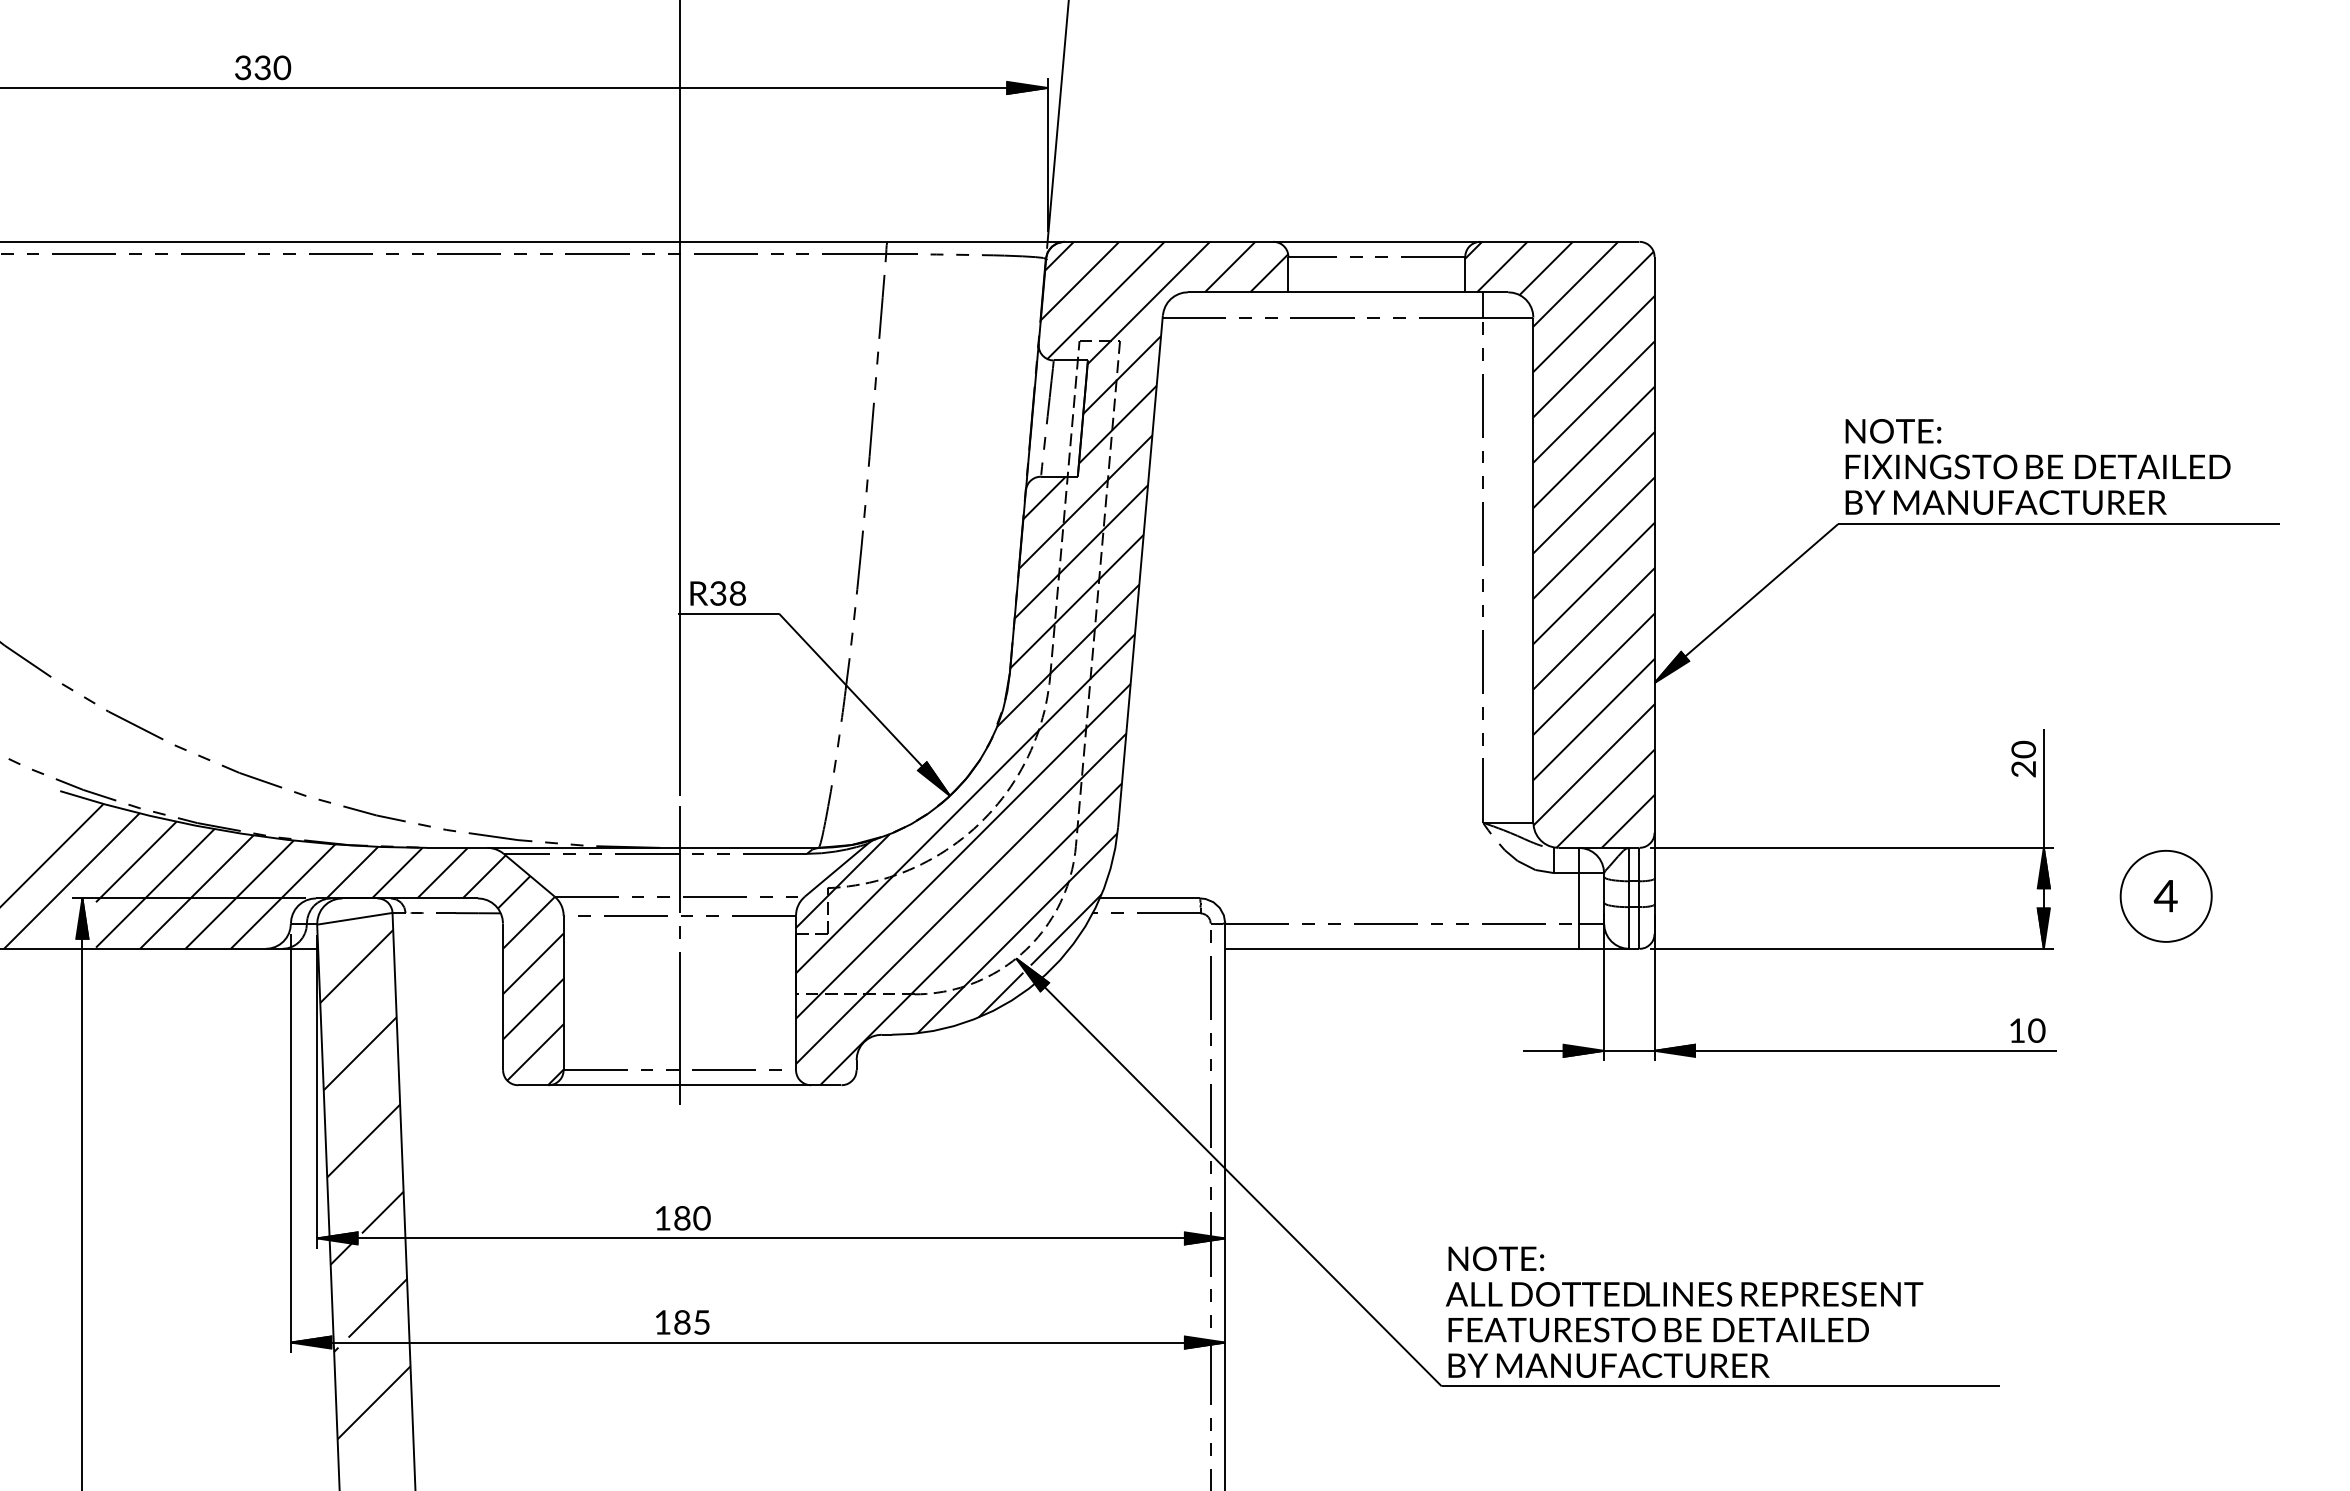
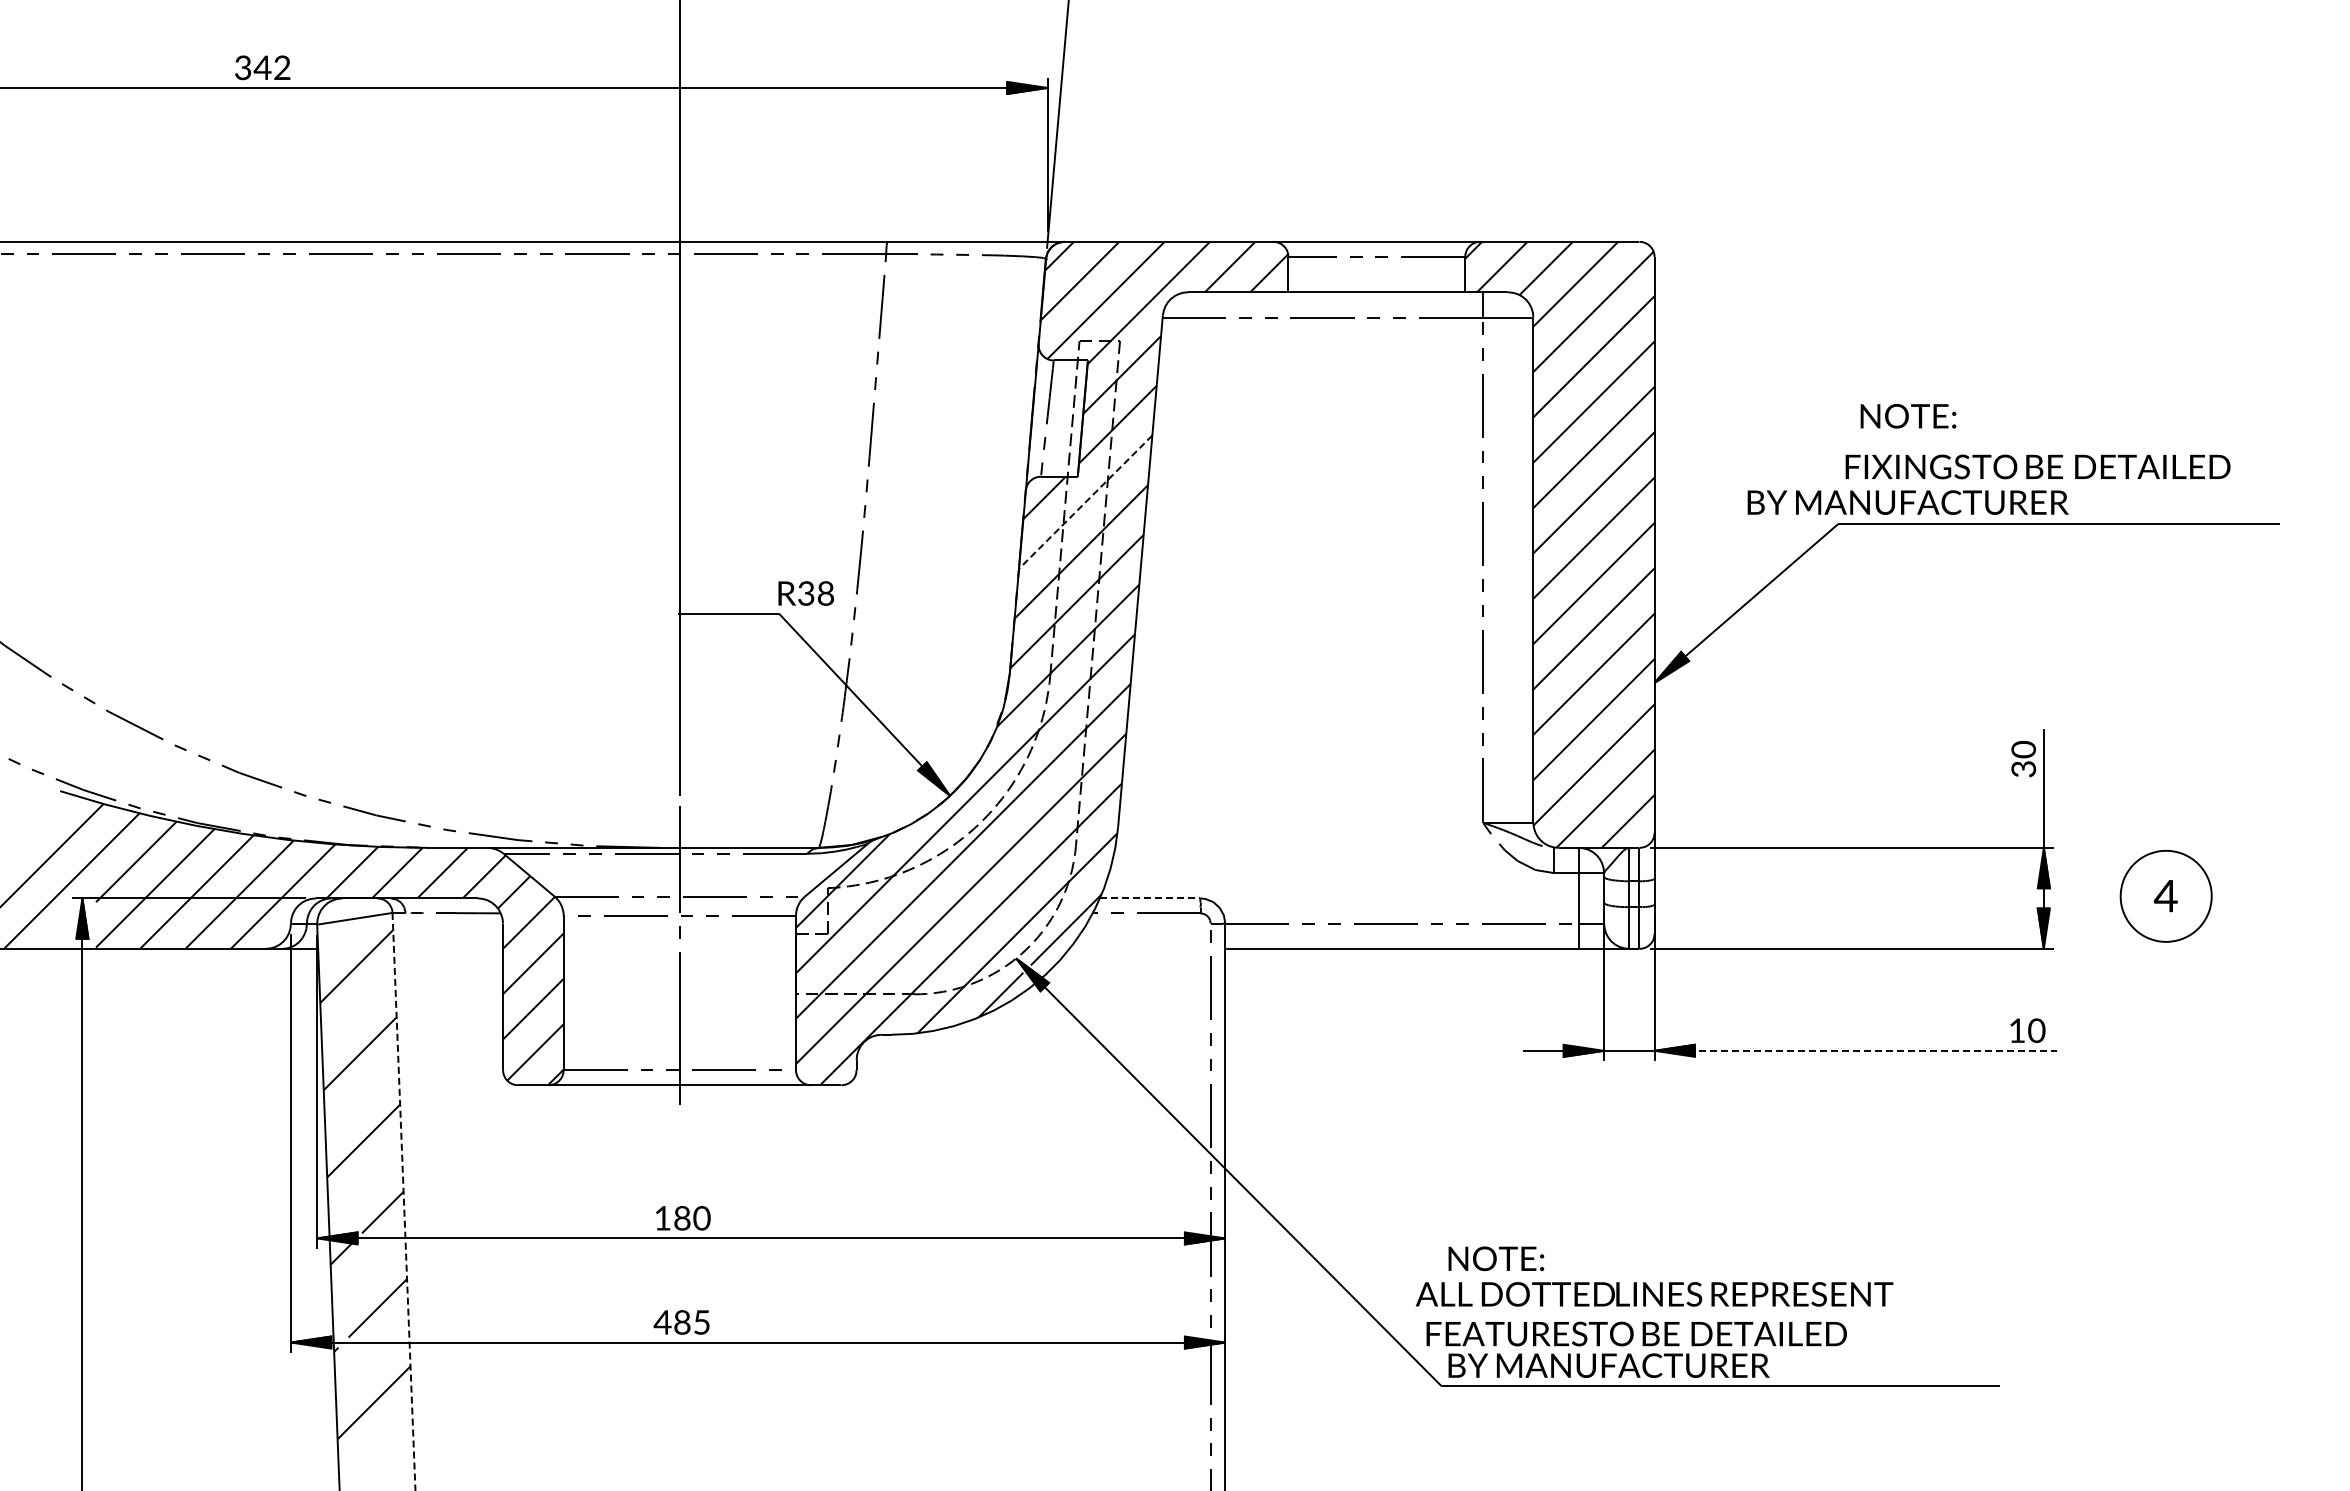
text: 330 -> 342 (272, 67)
text position: (1893, 431) -> (1908, 416) (1908, 416)
line: solid -> dashed (1085, 502)
text position: (2005, 502) -> (1907, 502) (1907, 502)
text position: (717, 593) -> (805, 593) (805, 593)
text: 20 -> 30 (2024, 769)
line: solid -> dashed (1150, 898)
line: solid -> dashed (1856, 1050)
line: solid -> dashed (404, 1201)
text position: (1684, 1294) -> (1654, 1294) (1654, 1294)
text: 185 -> 485 (662, 1322)
text position: (1658, 1329) -> (1636, 1333) (1636, 1333)
